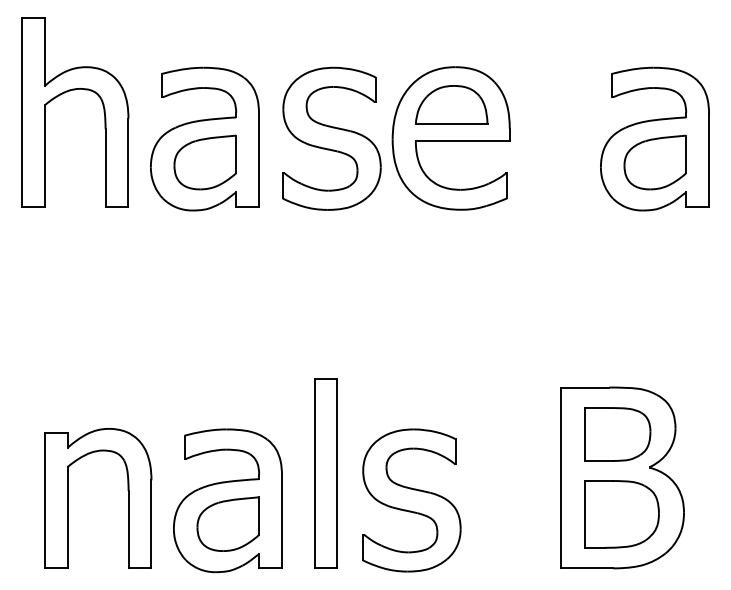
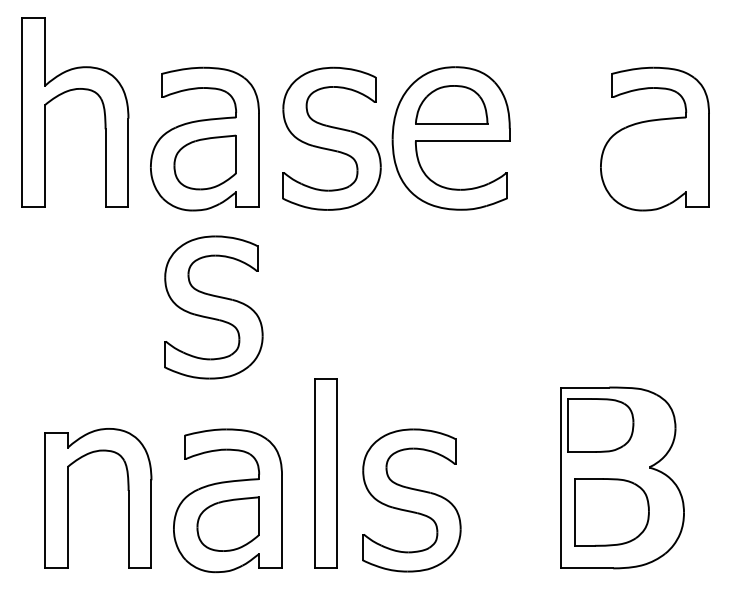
part: present -> none (654, 162)
part: none -> present (213, 307)
part position: (617, 434) -> (600, 425) (600, 425)
part position: (621, 514) -> (611, 512) (611, 512)
